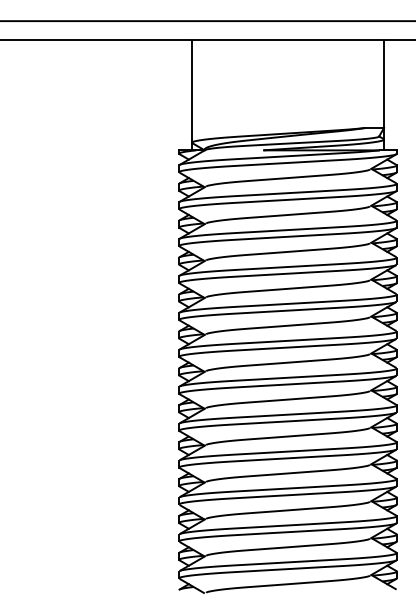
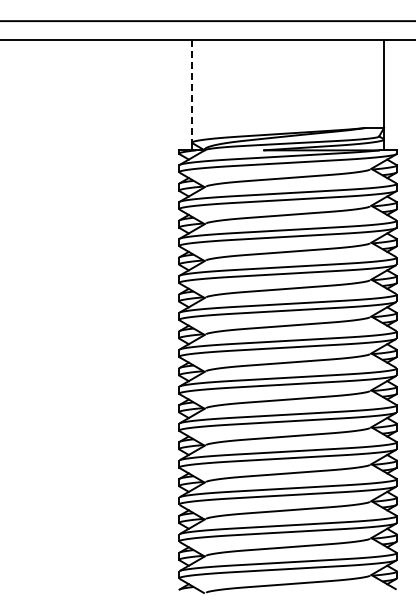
line: solid -> dashed (192, 91)
